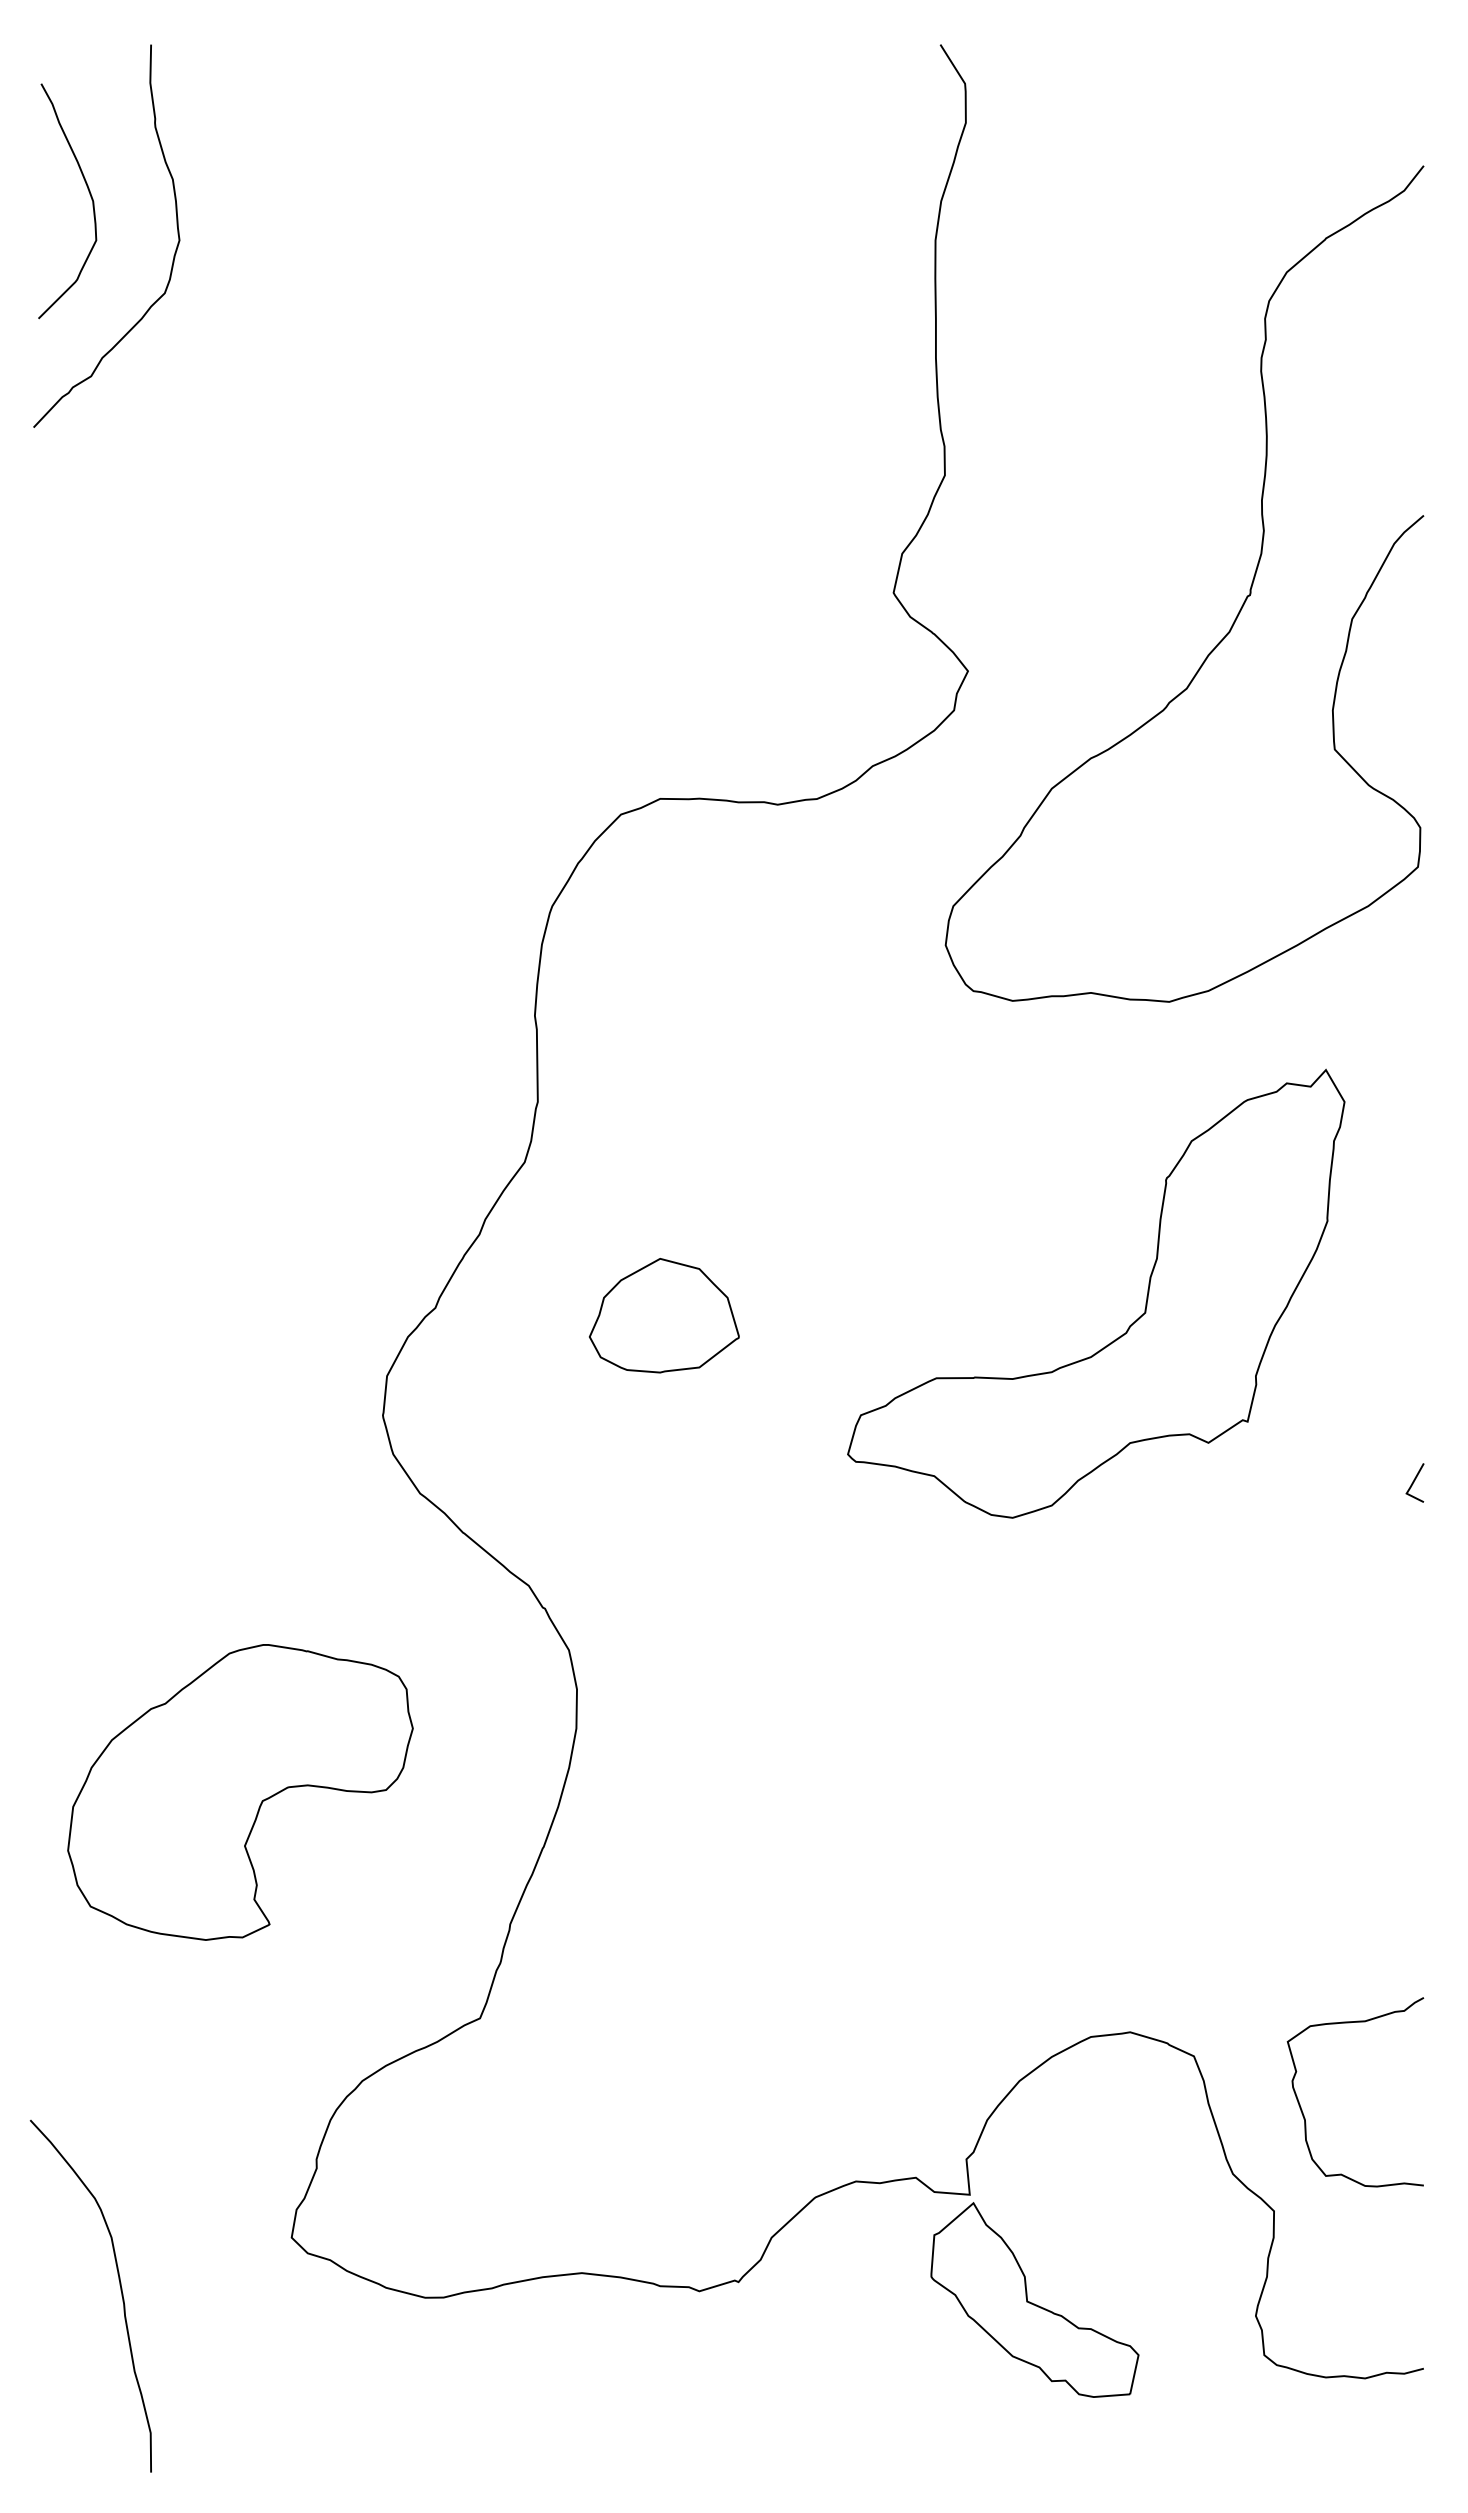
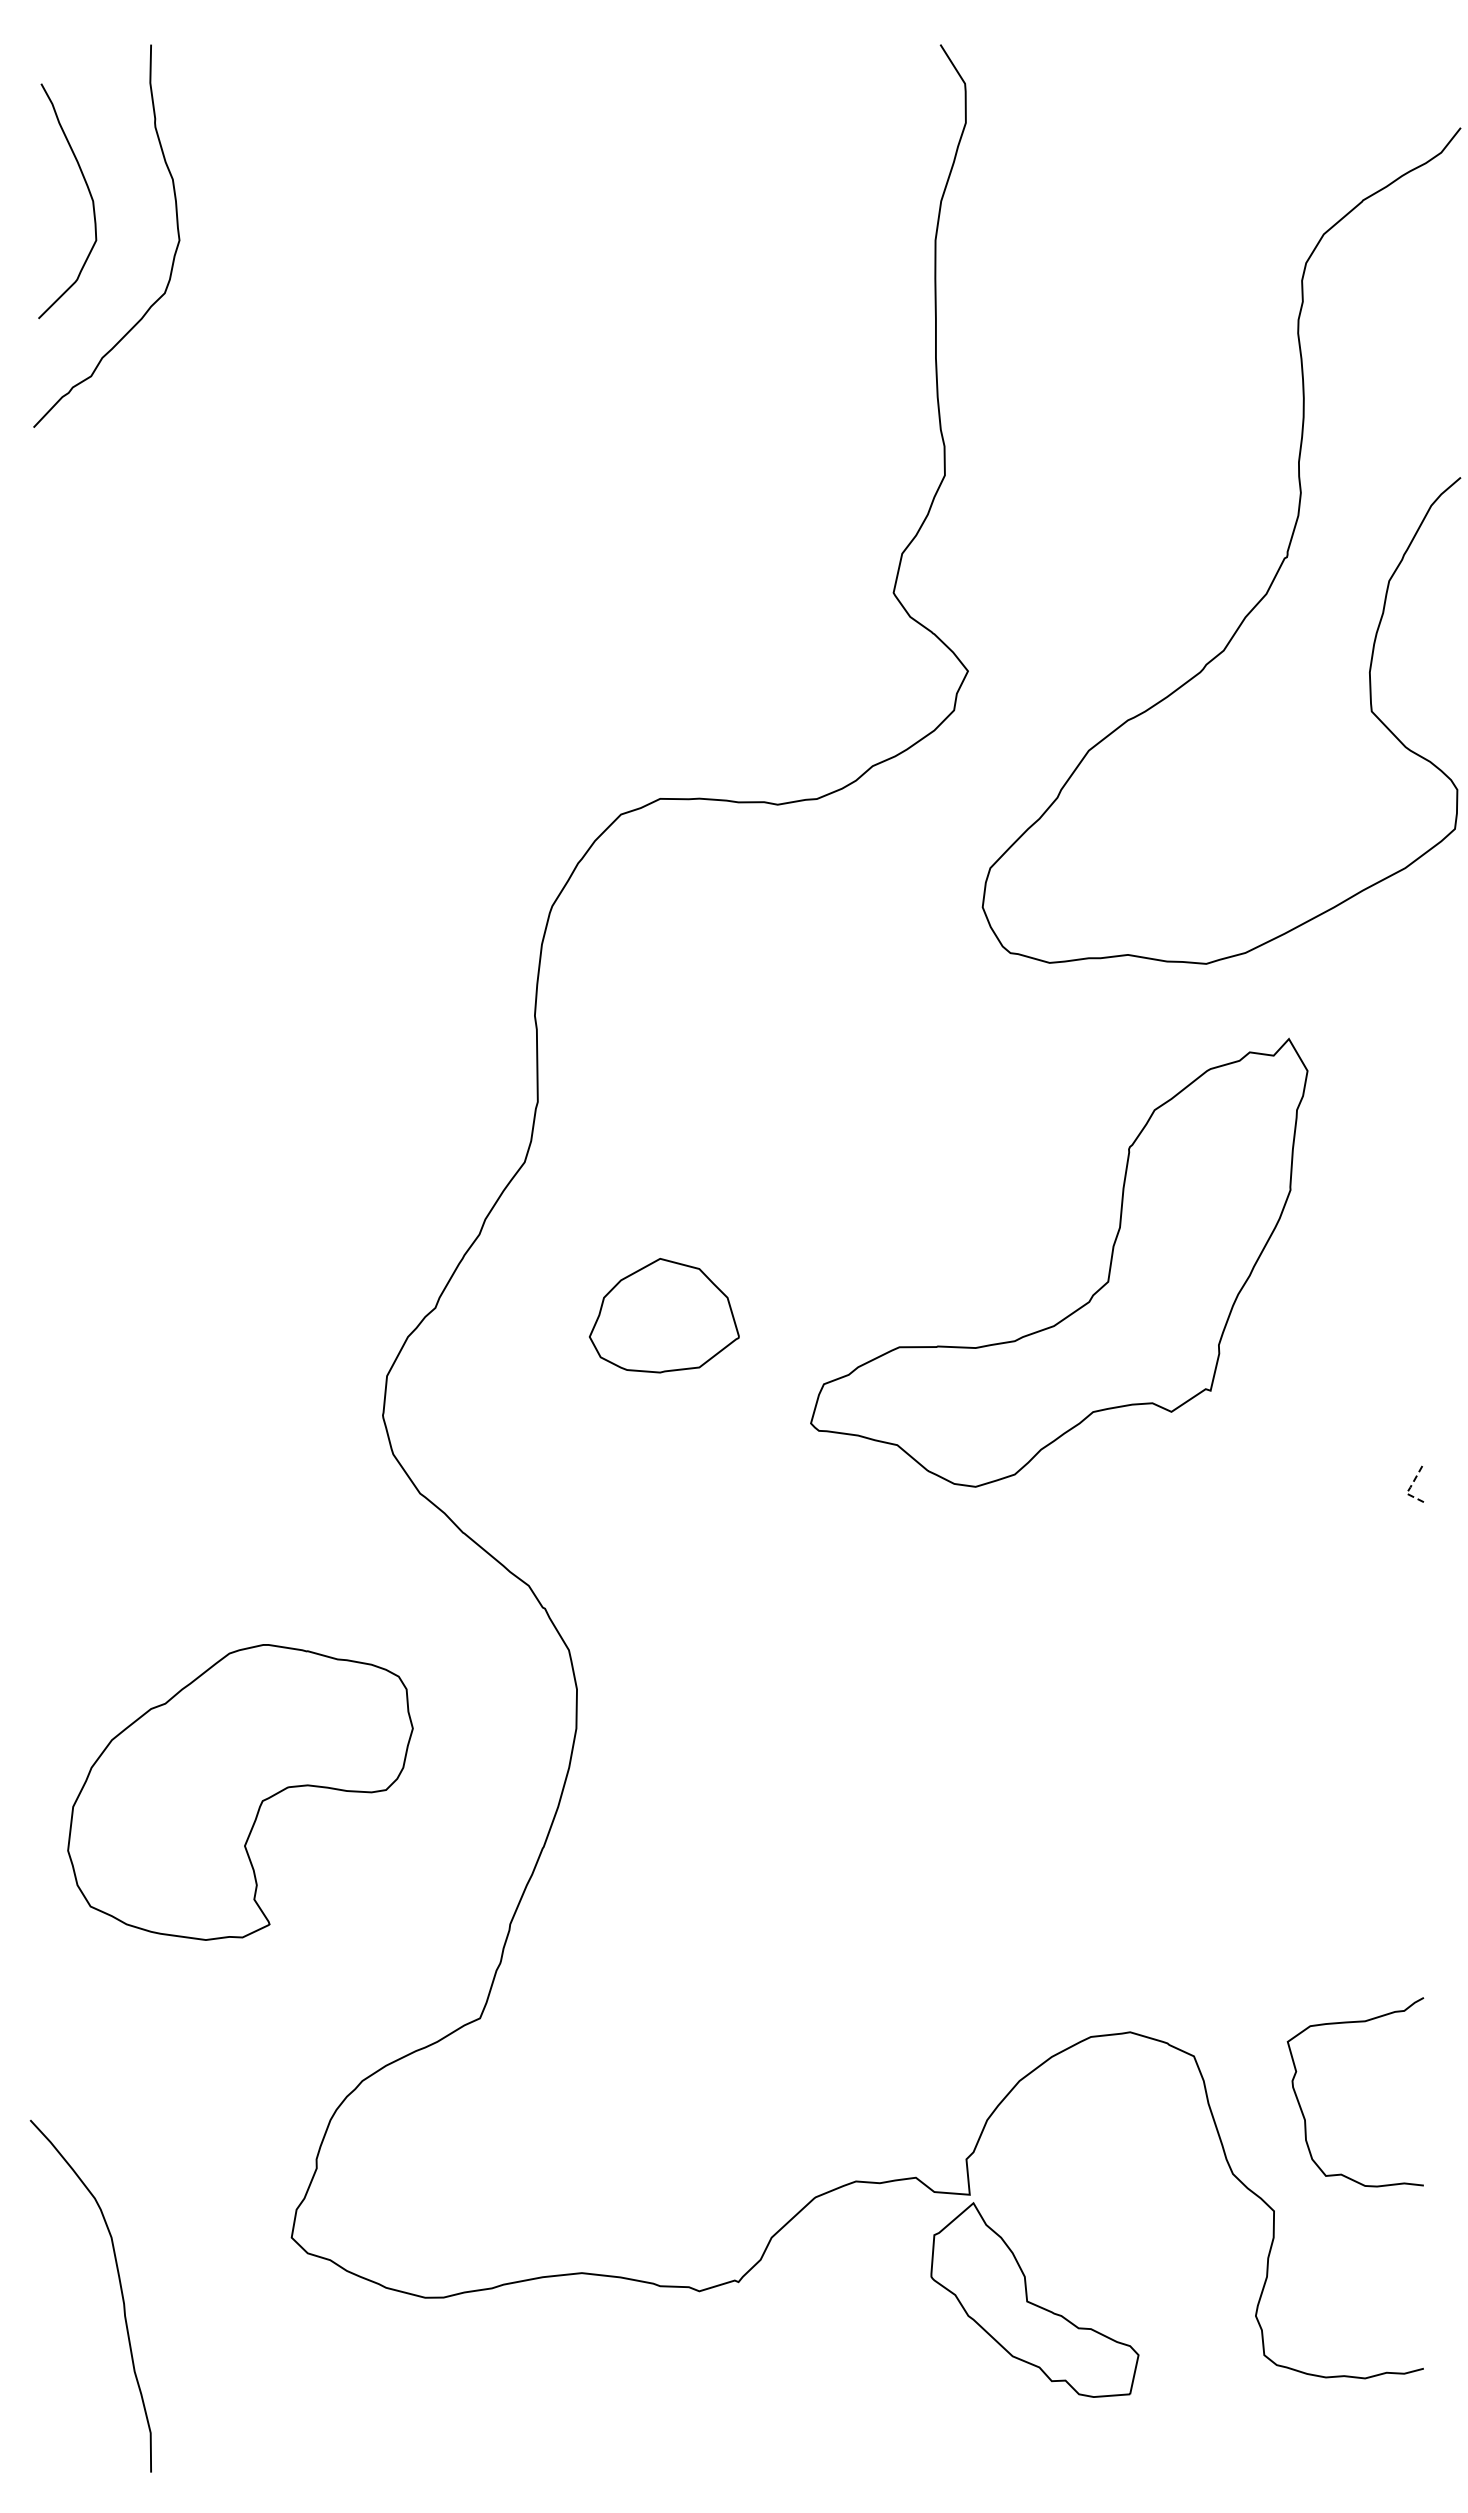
curve position: (1238, 611) -> (1275, 573) (1275, 573)
part position: (1129, 1325) -> (1092, 1294) (1092, 1294)
line: solid -> dashed (1410, 1487)
